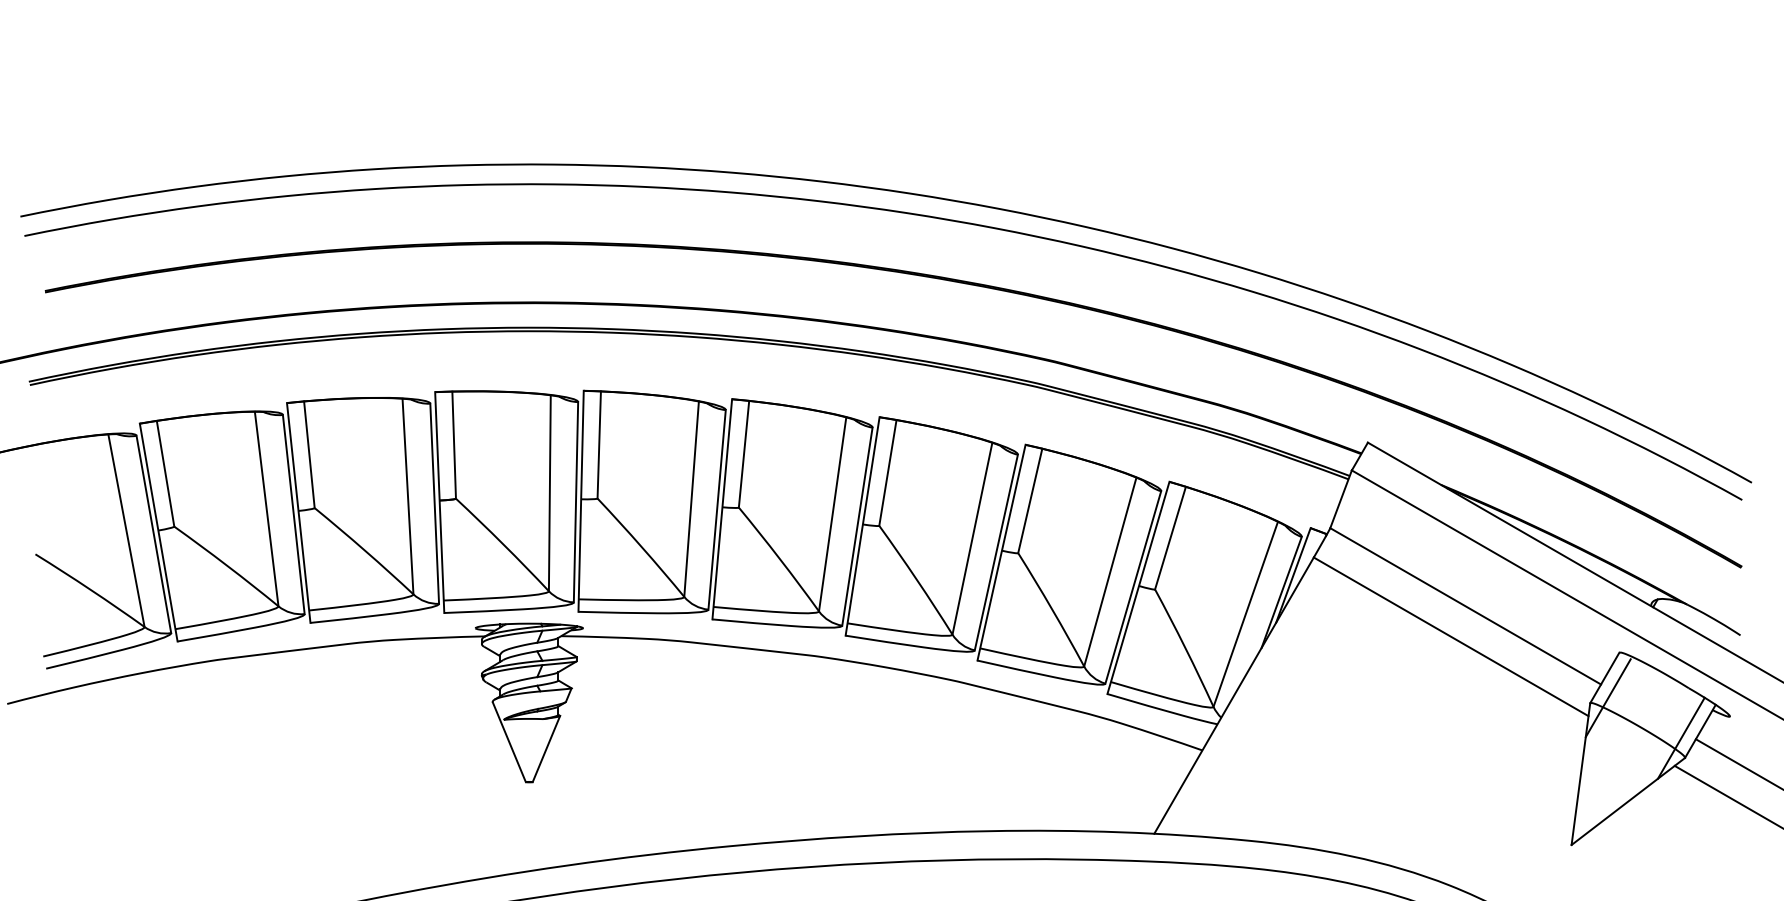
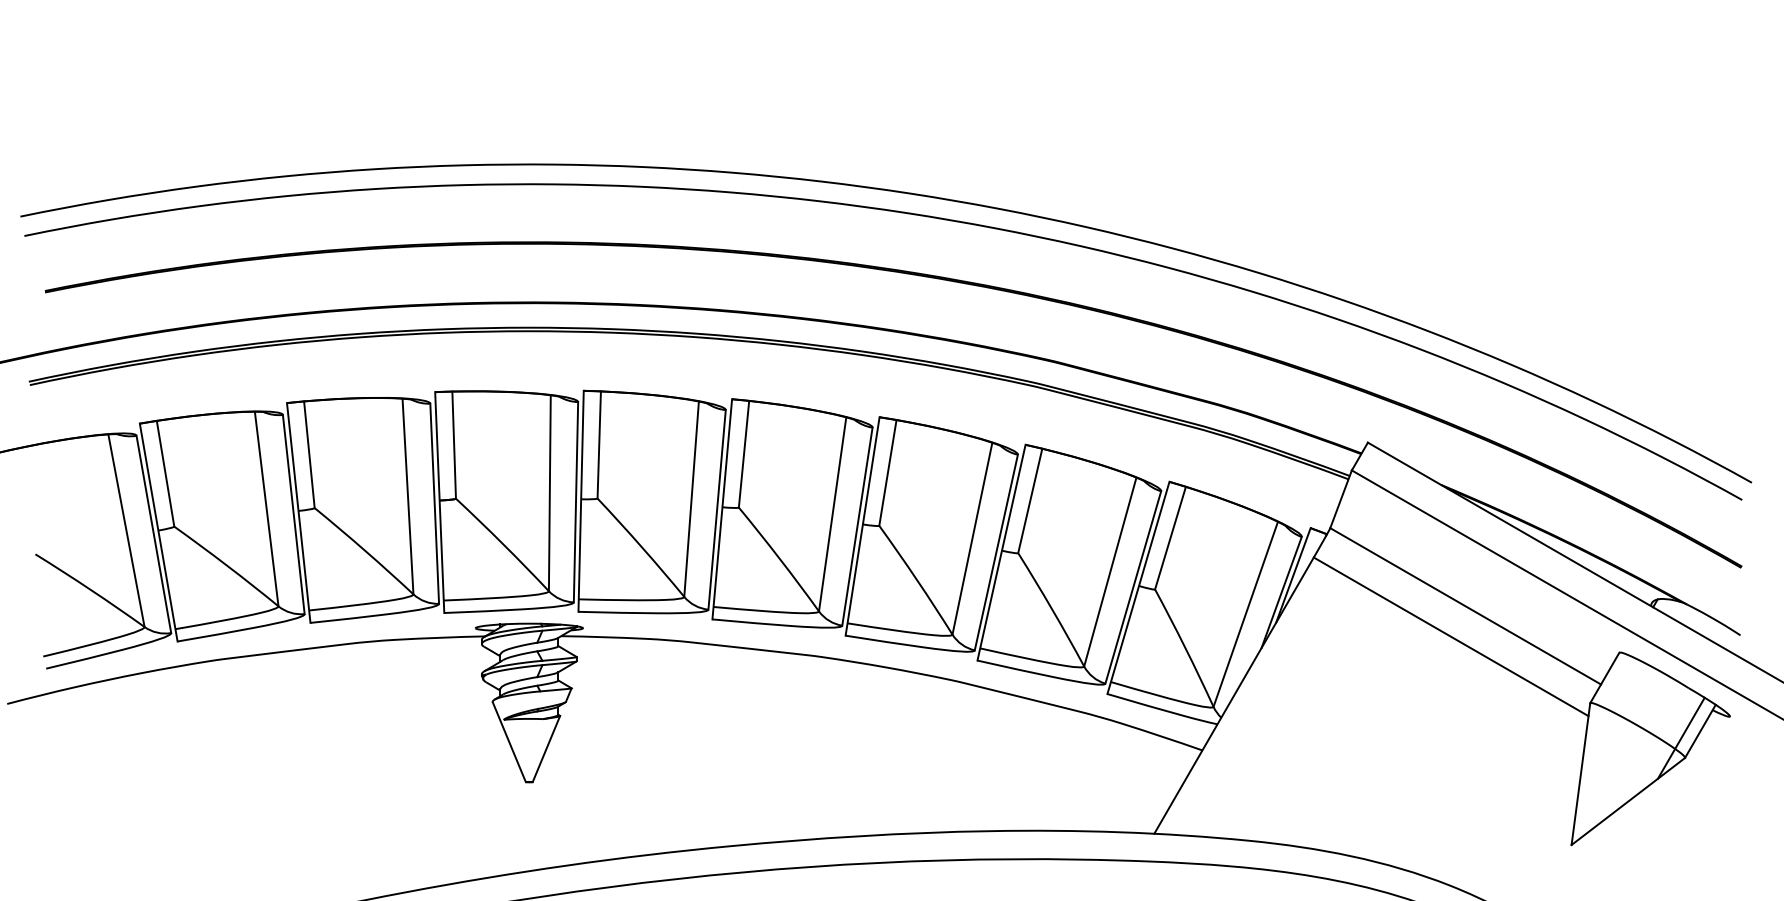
line: present -> none (1607, 698)
line: present -> none (1737, 763)
line: present -> none (1727, 795)
